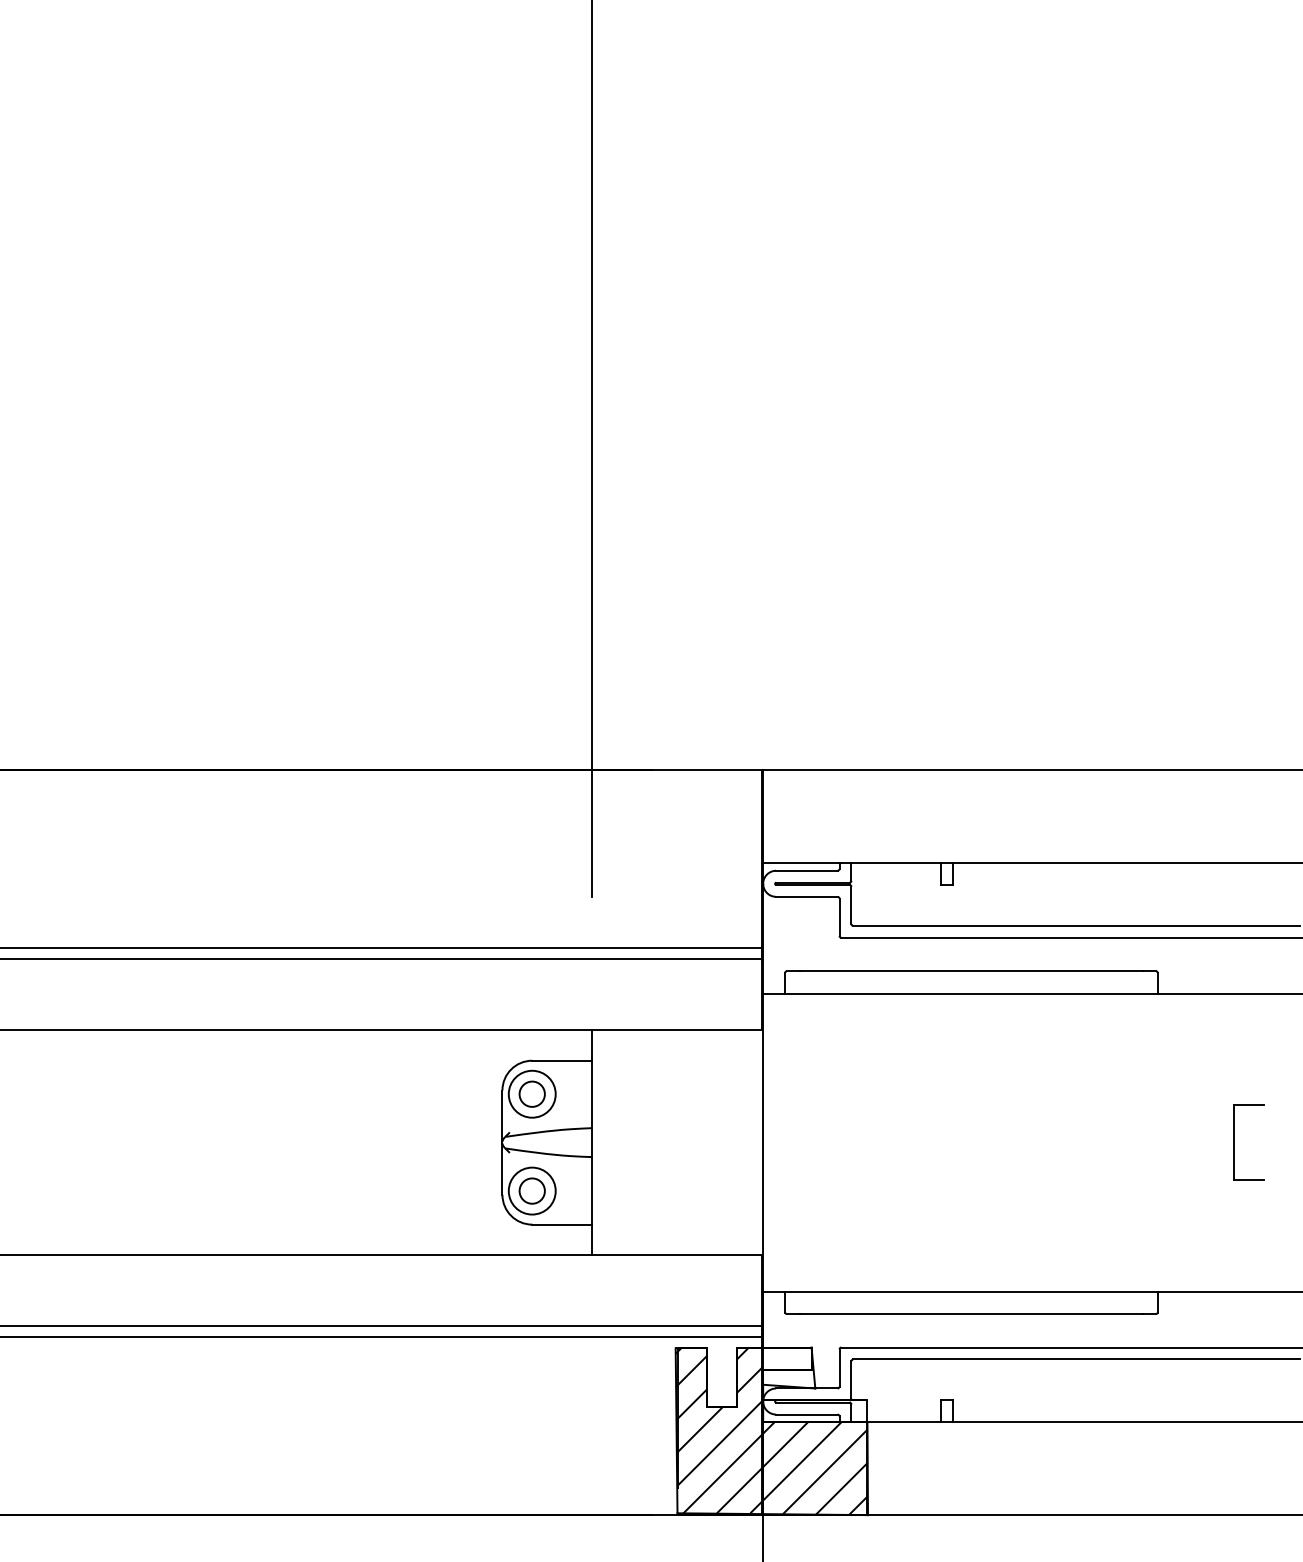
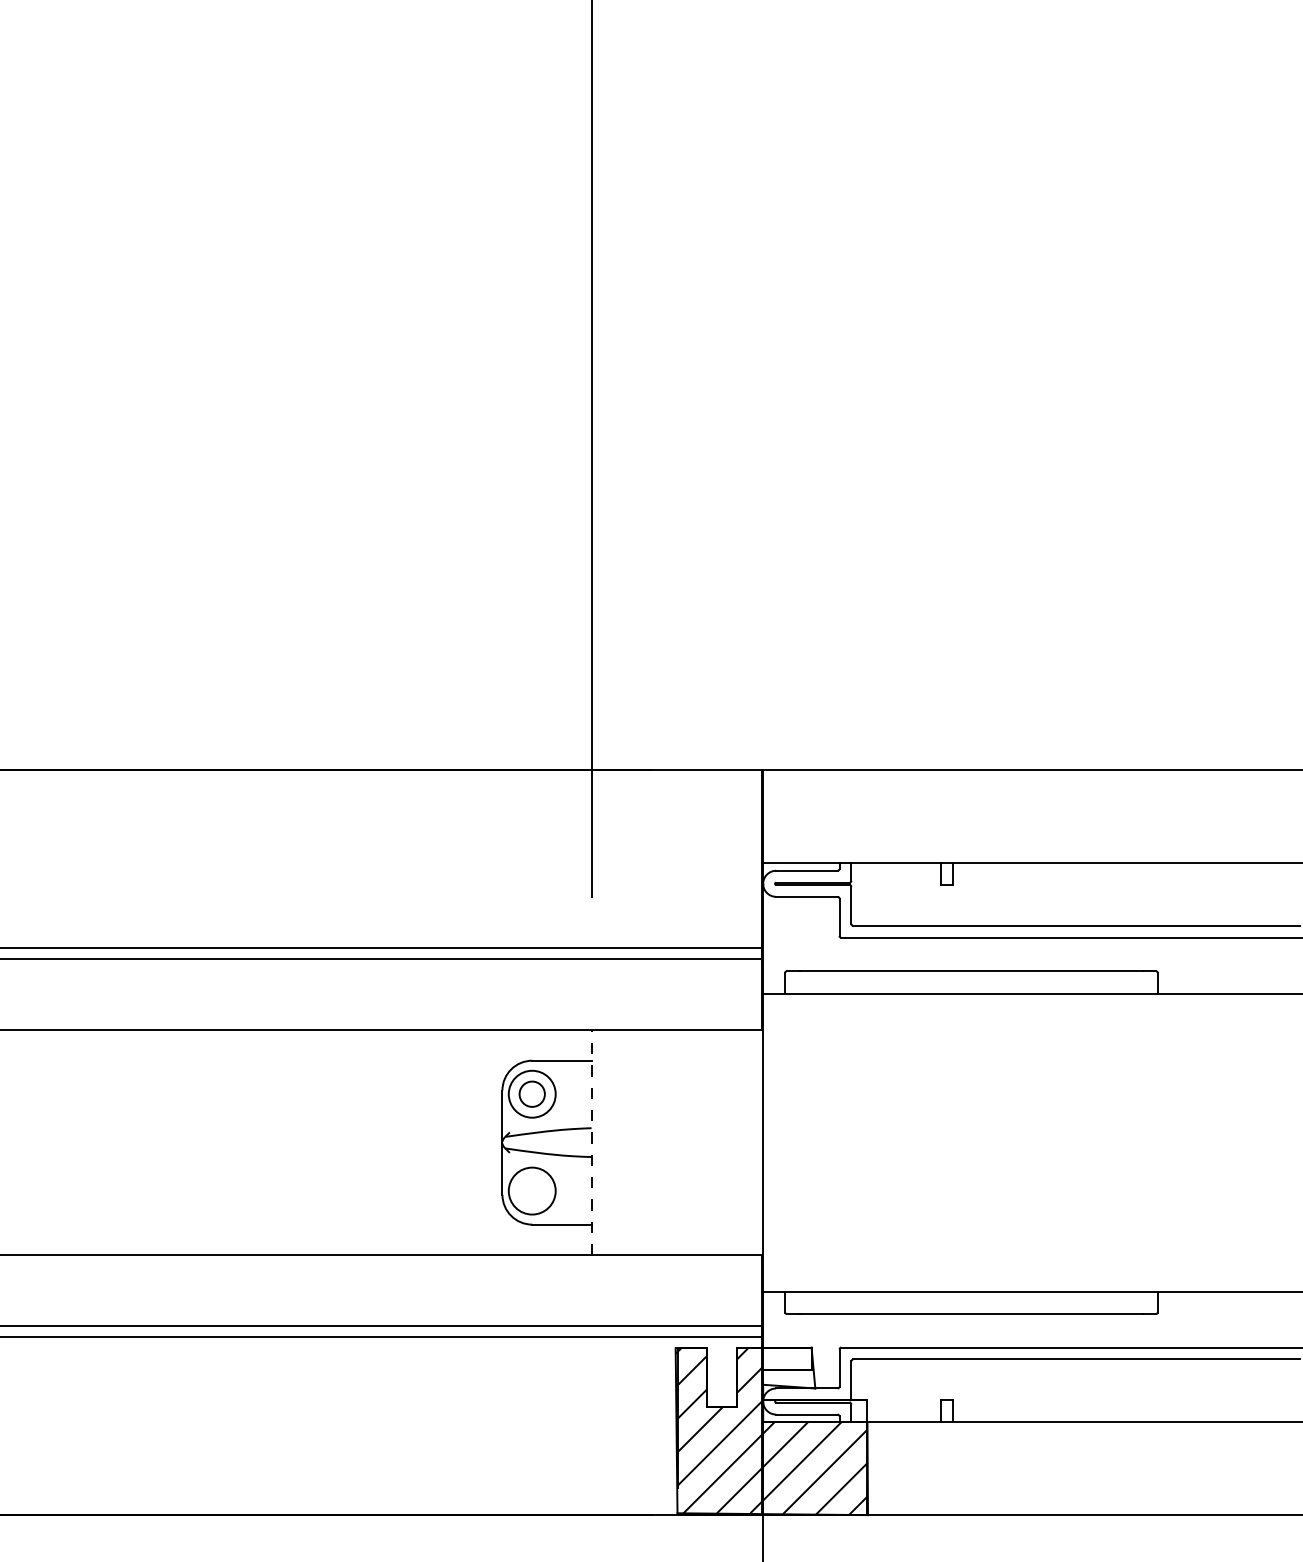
line: solid -> dashed (591, 1142)
part: present -> none (1234, 1142)
circle: present -> none (531, 1190)
